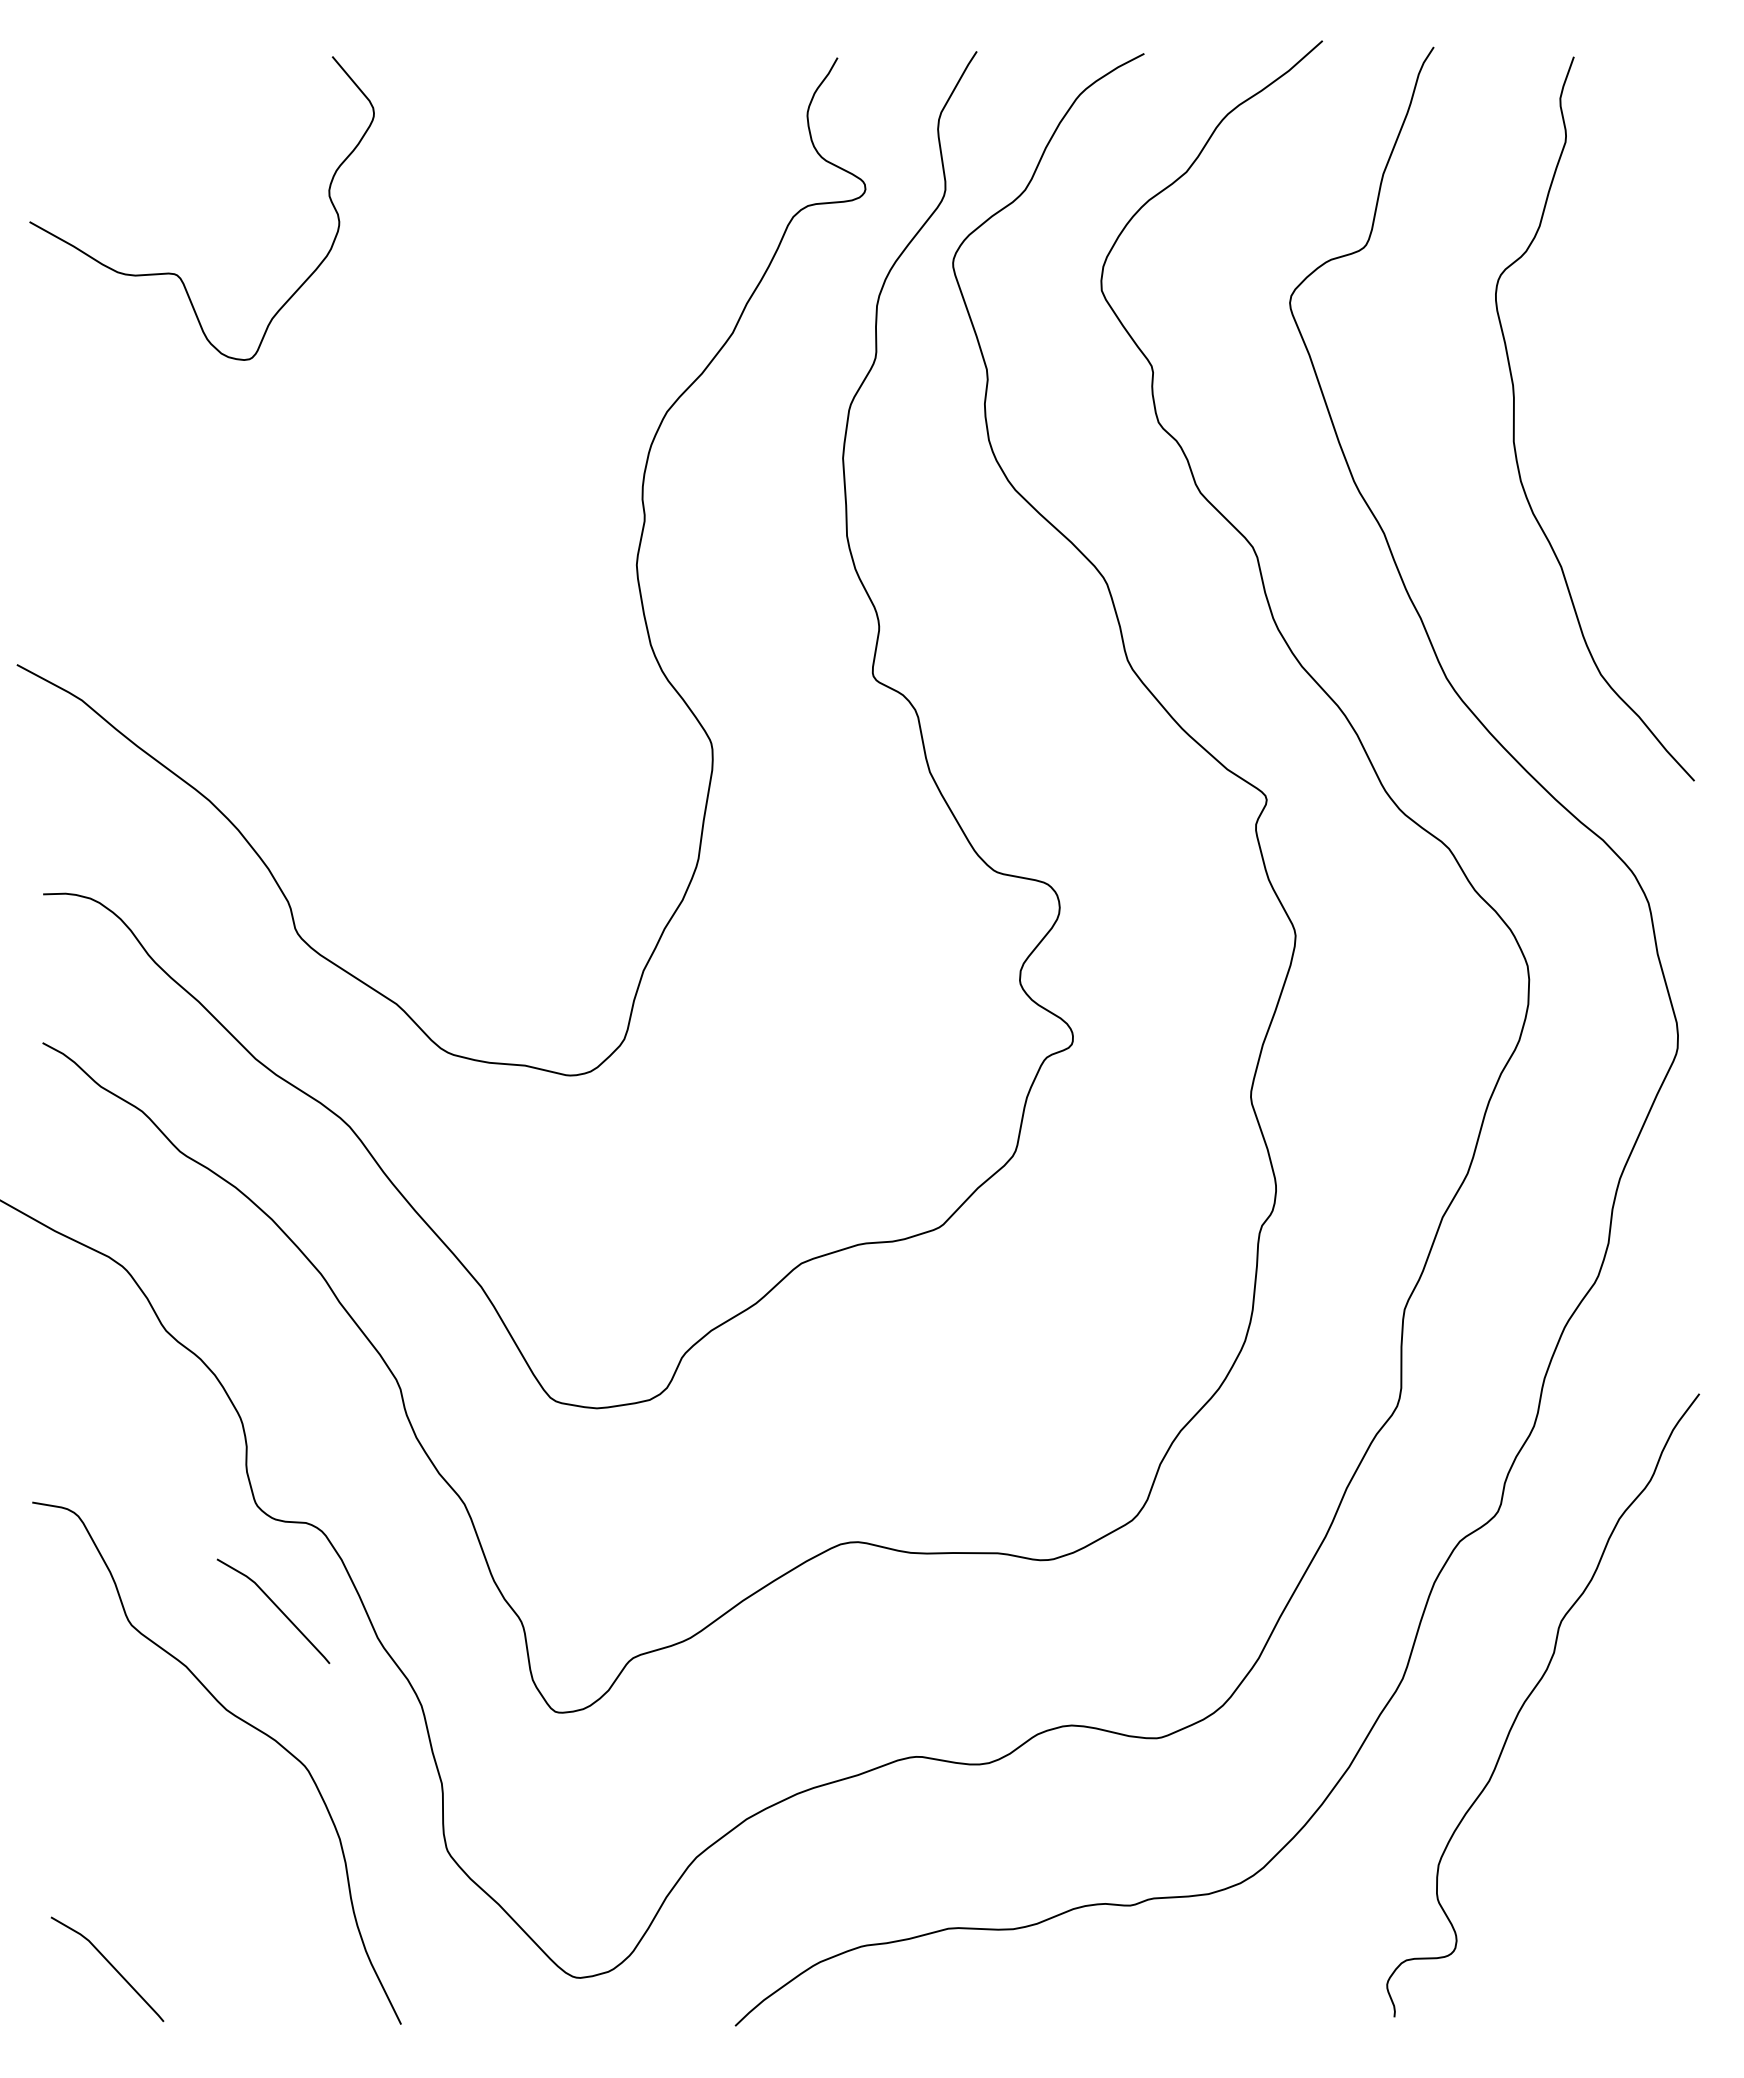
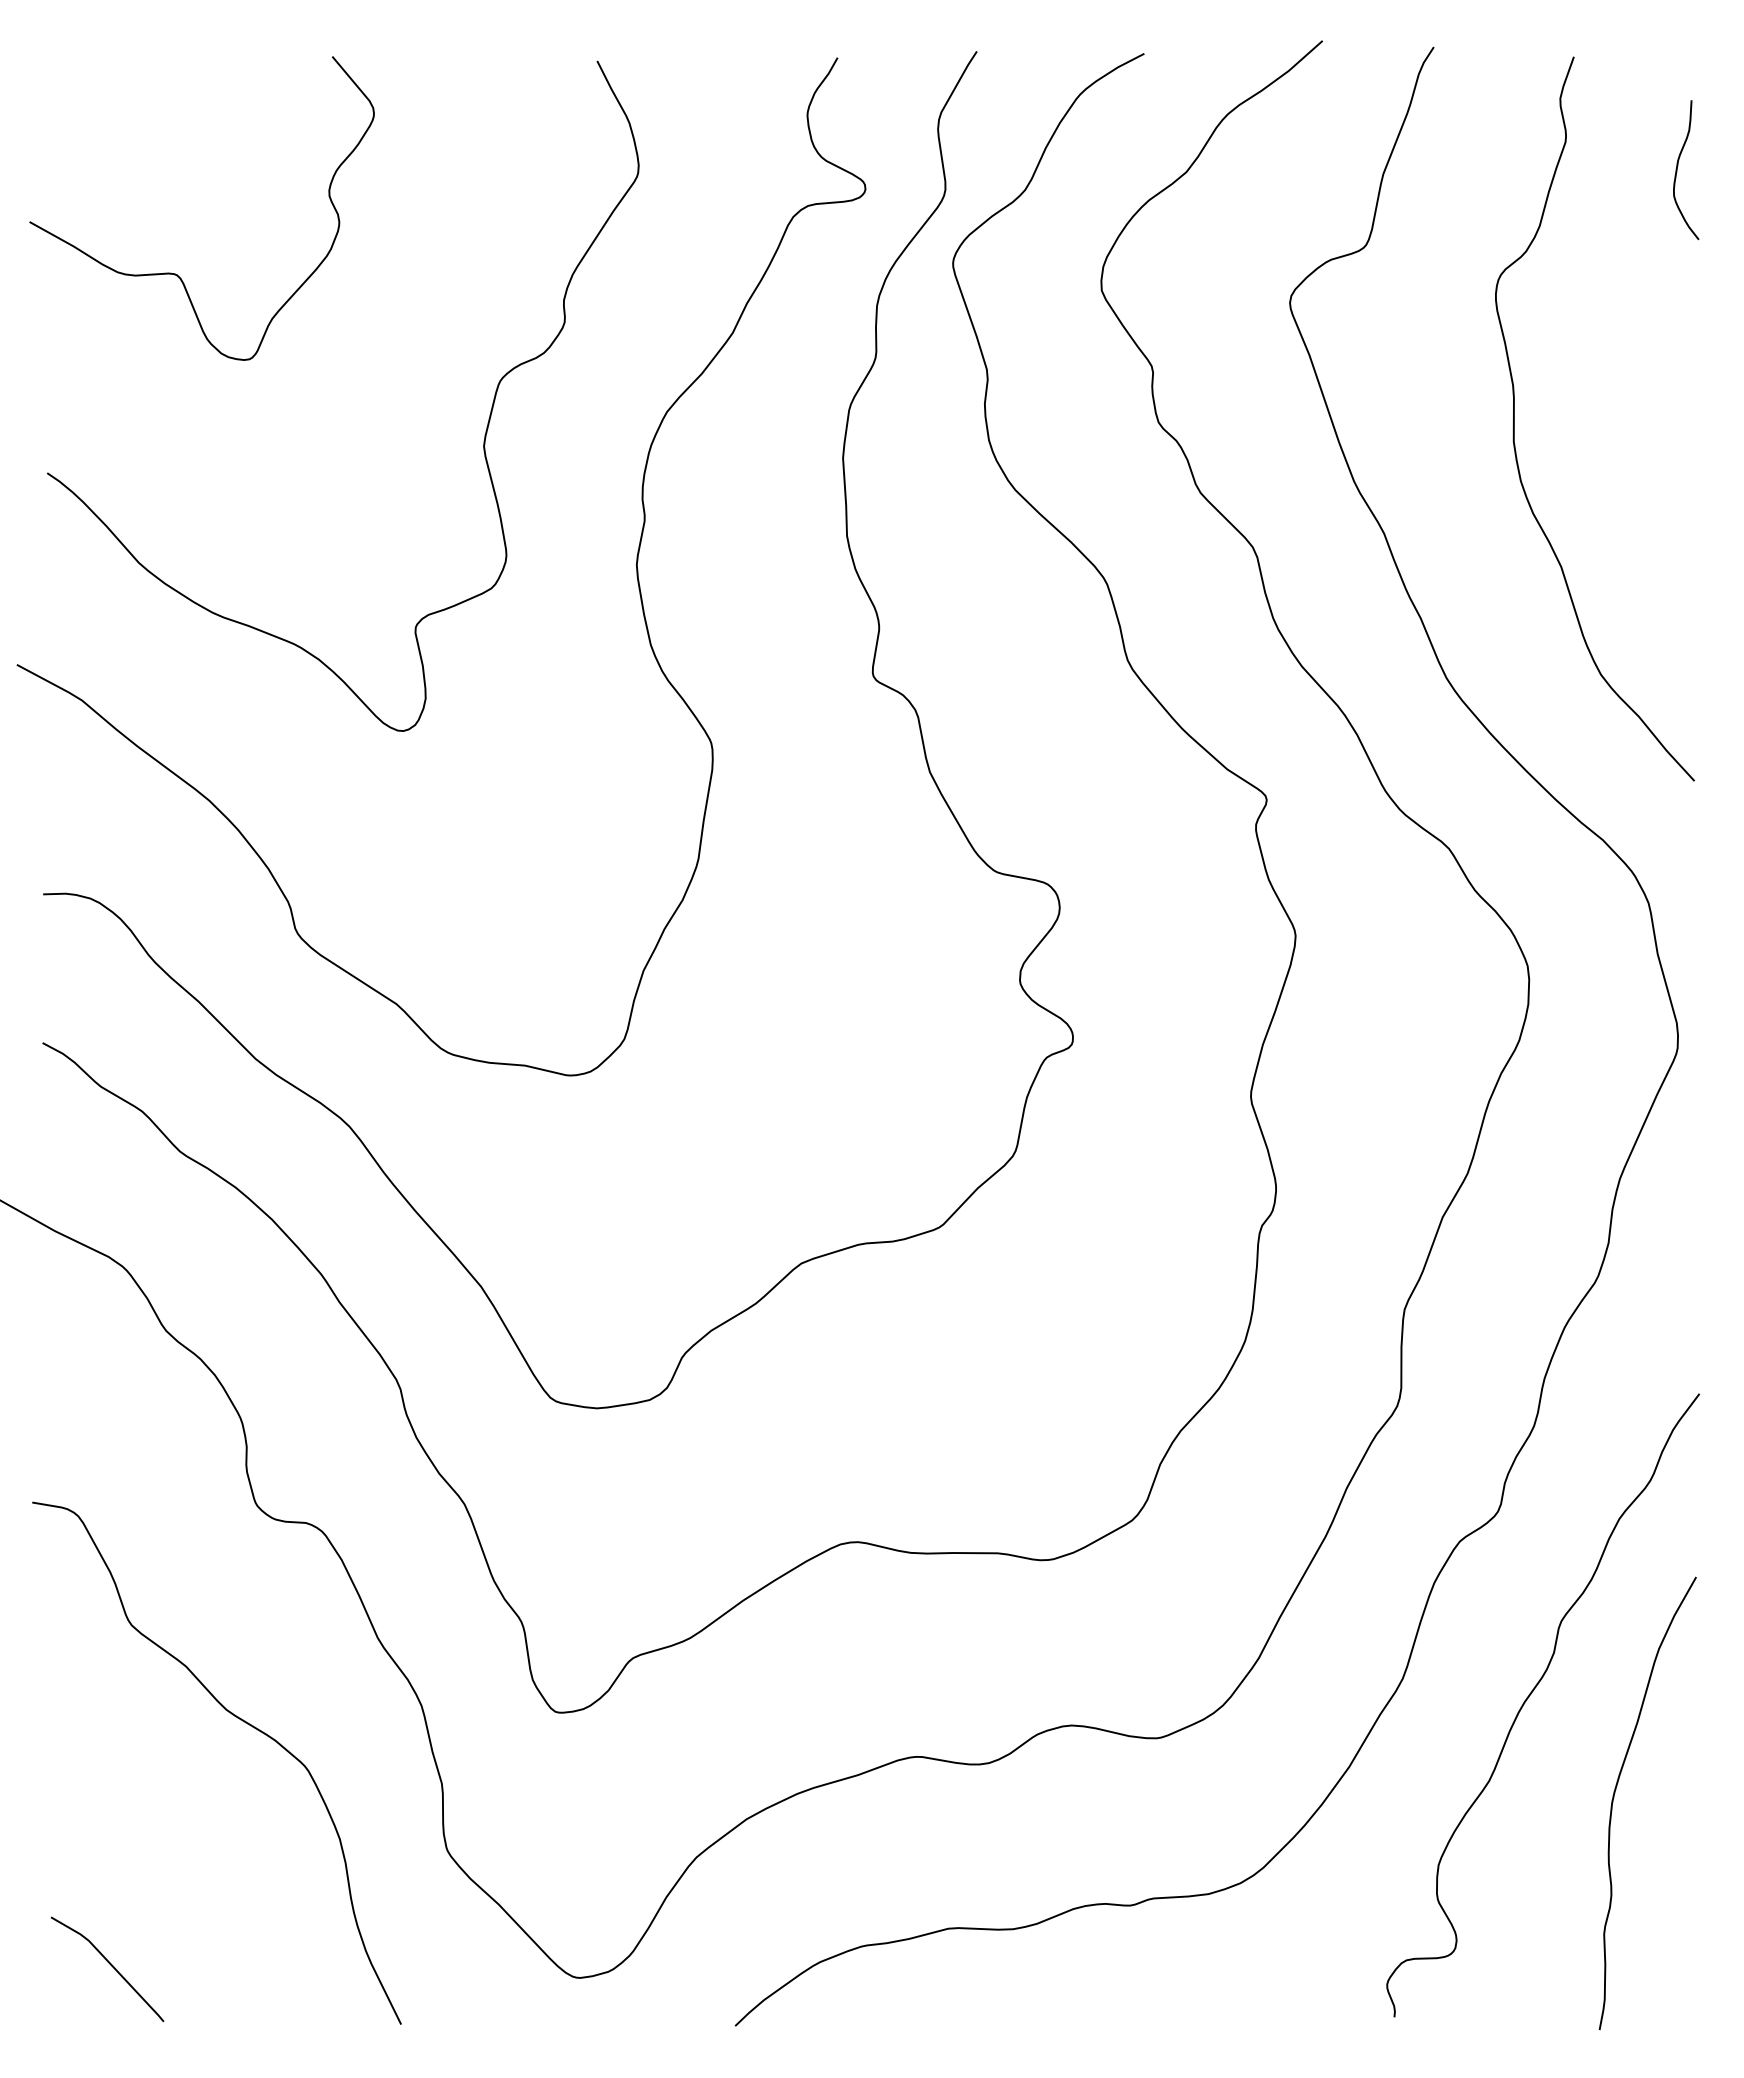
curve: none -> present (1678, 166)
curve: none -> present (486, 426)
line: present -> none (276, 1607)
curve: none -> present (1614, 1798)
